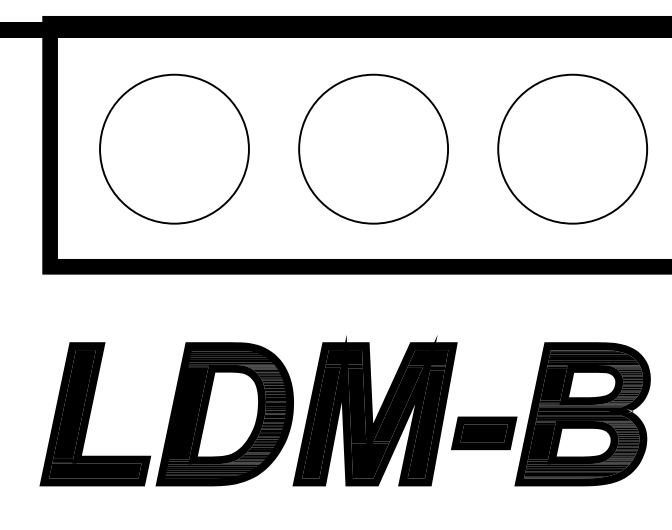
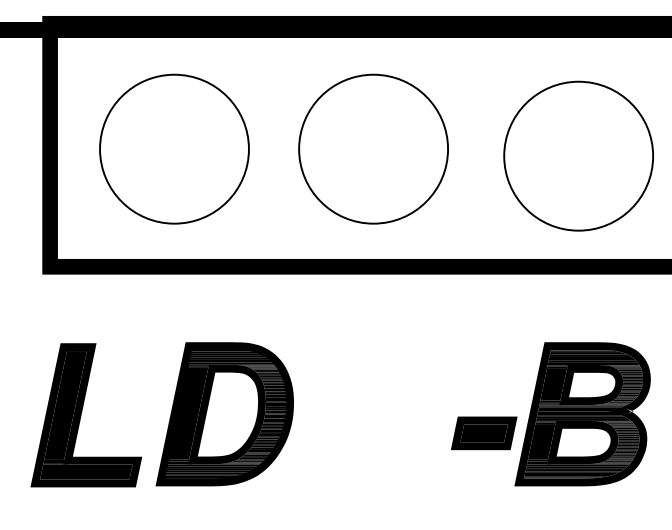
part position: (572, 148) -> (578, 155) (578, 155)
part: present -> none (374, 410)
part position: (95, 414) -> (86, 415) (86, 415)
